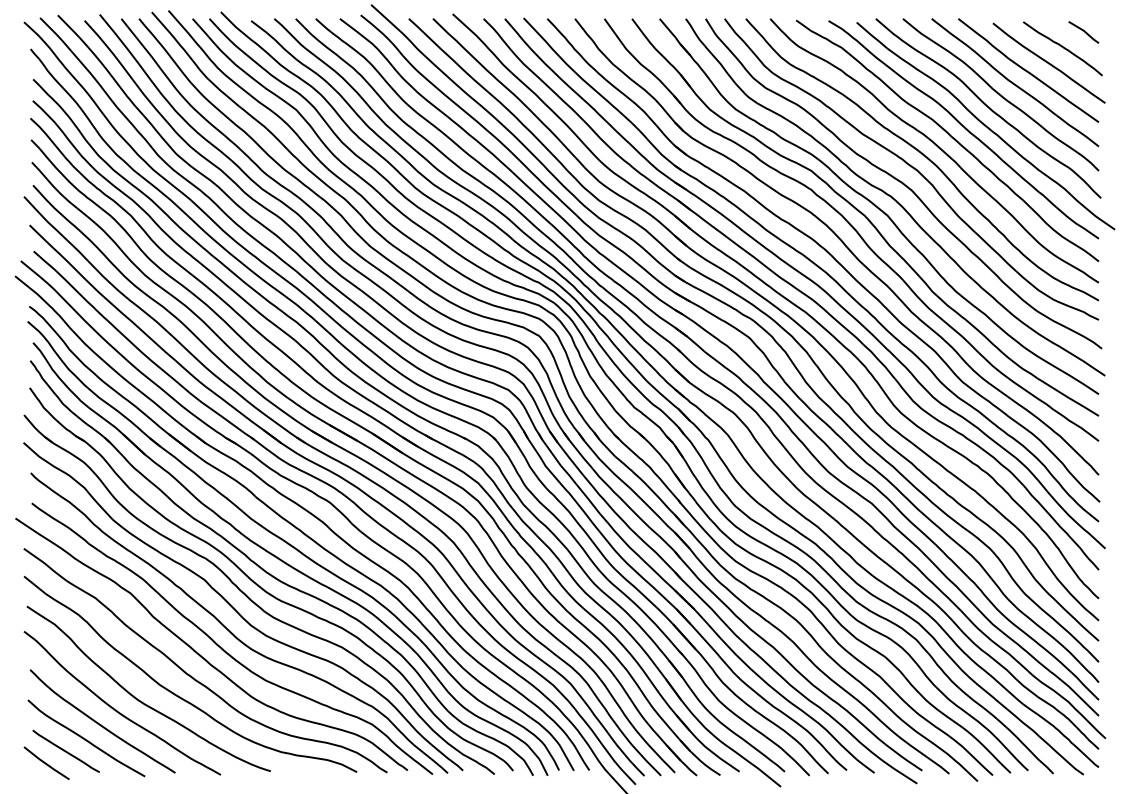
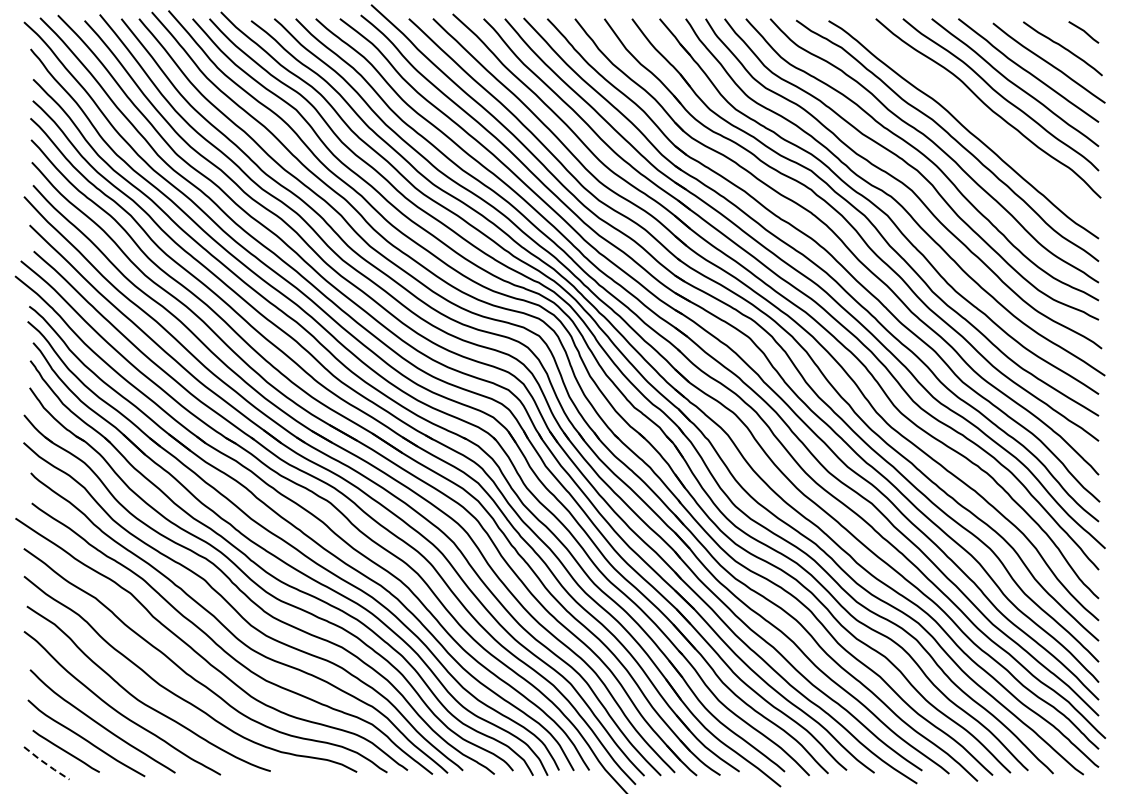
curve: present -> none (985, 126)
line: solid -> dashed (46, 764)
